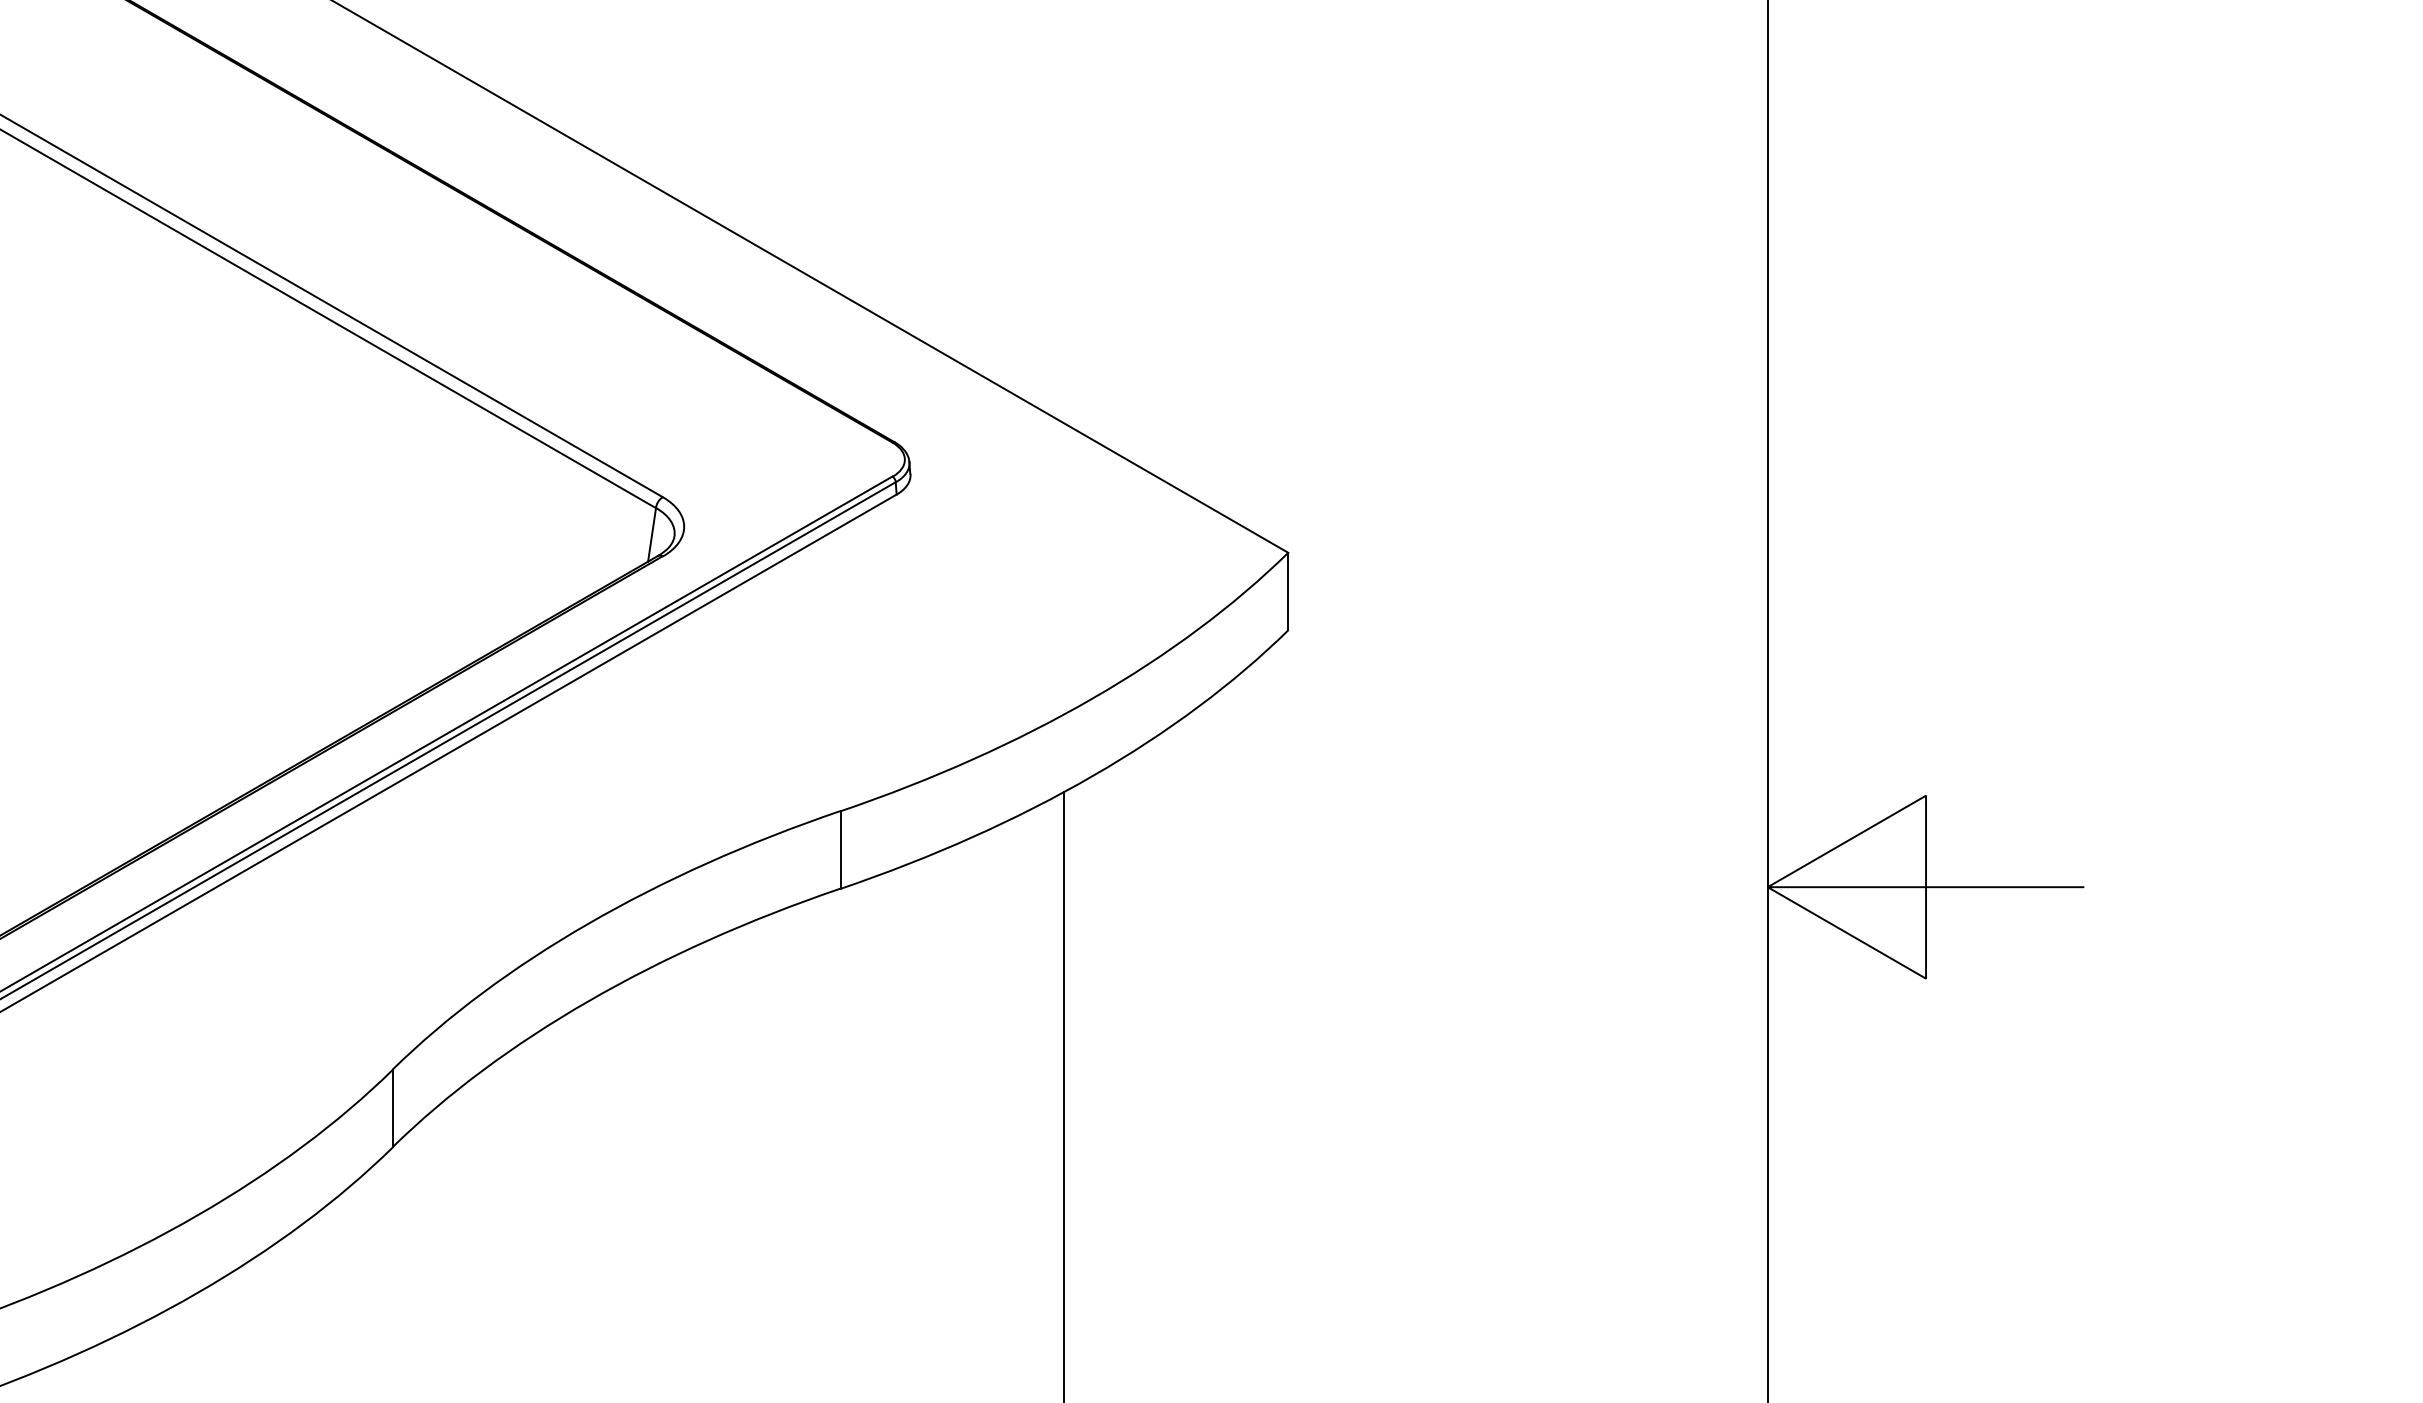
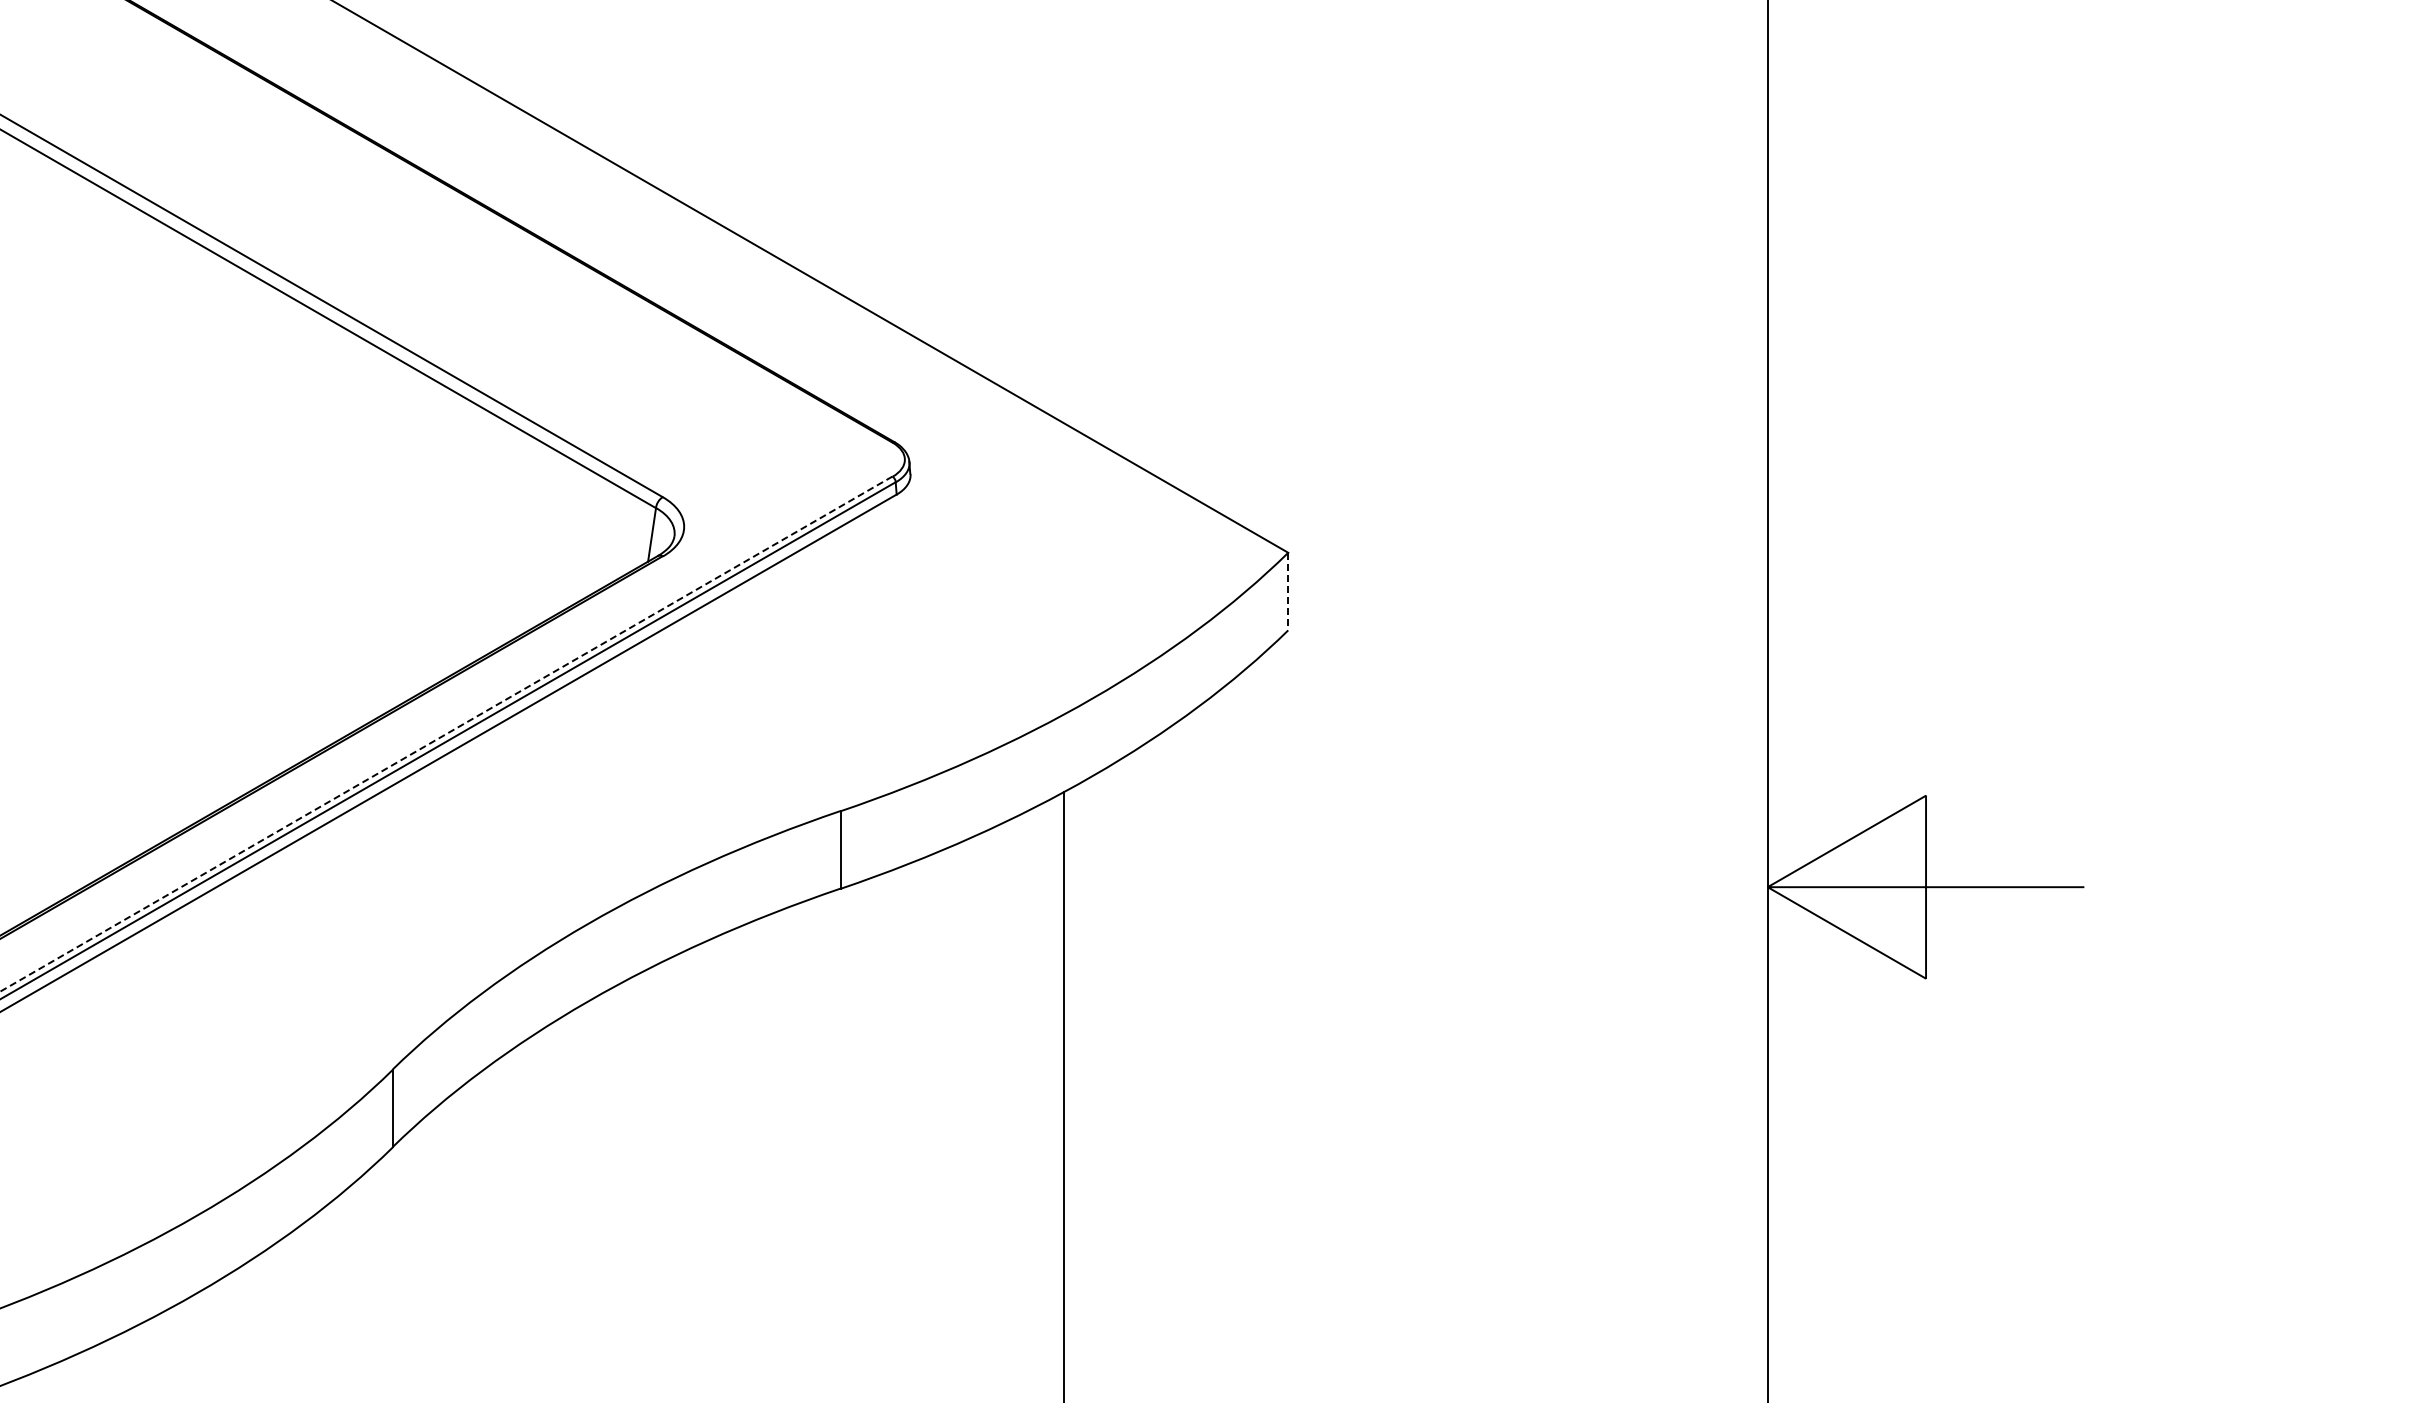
line: solid -> dashed (1288, 591)
line: solid -> dashed (445, 734)
